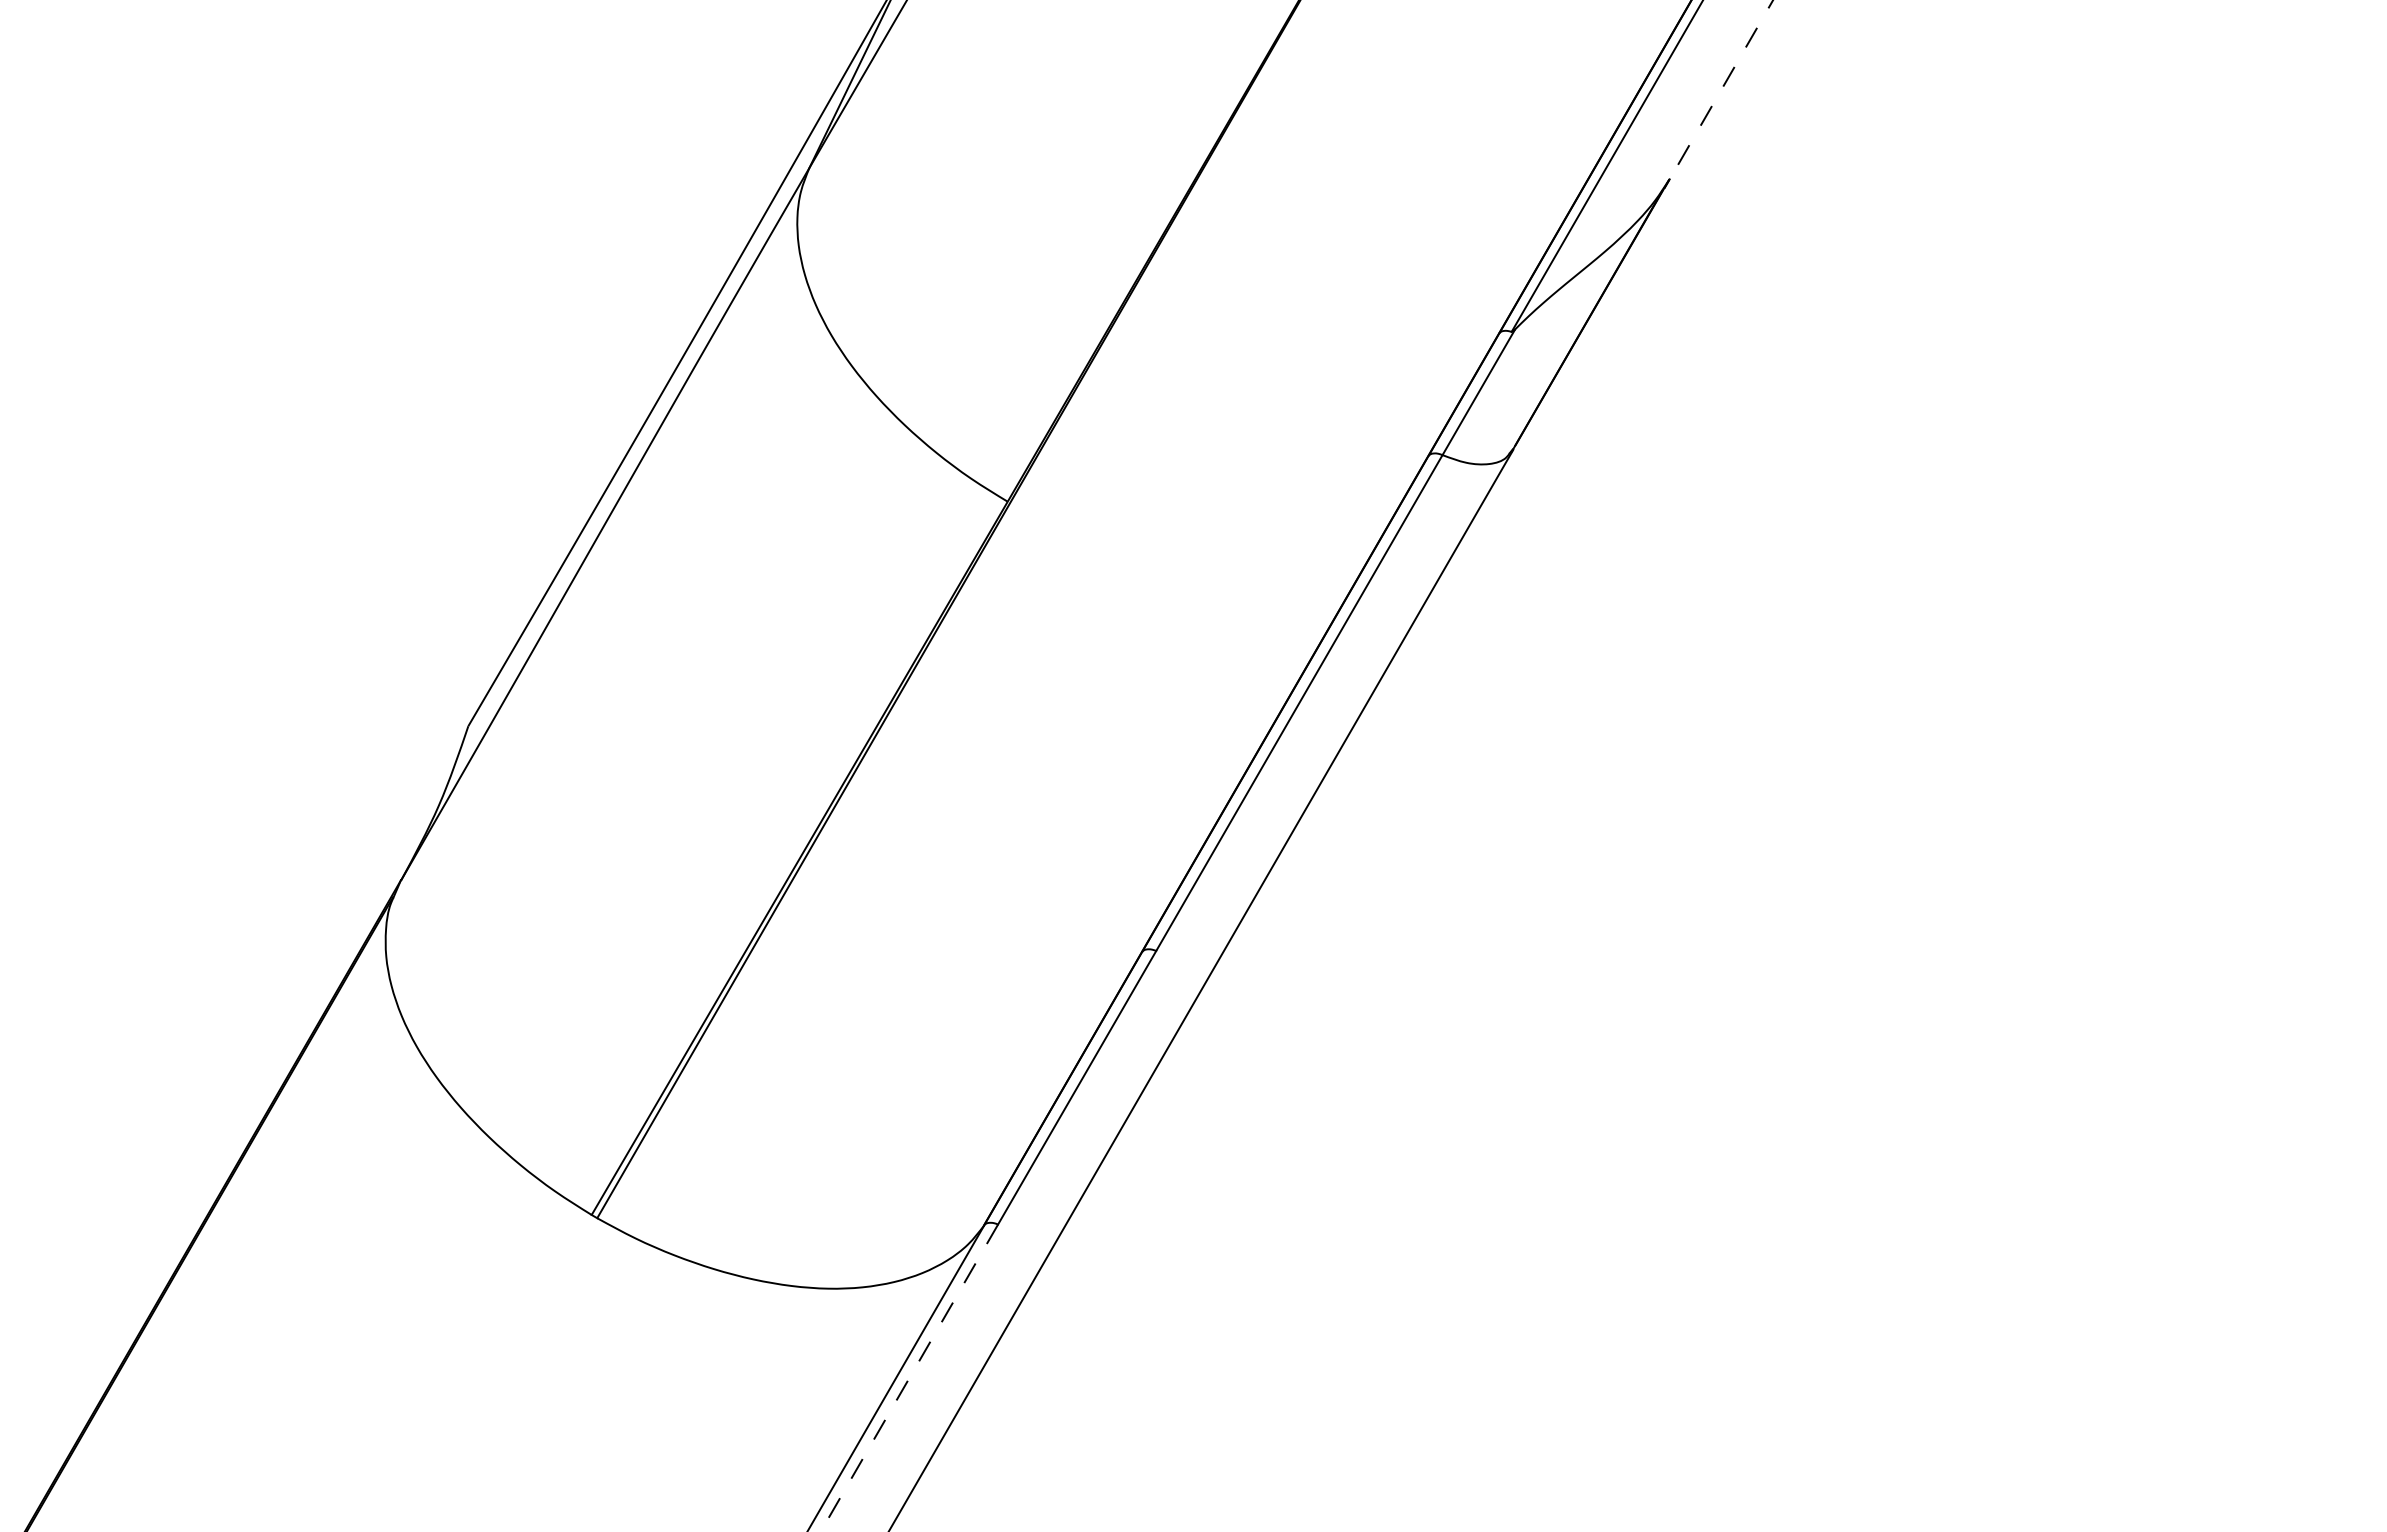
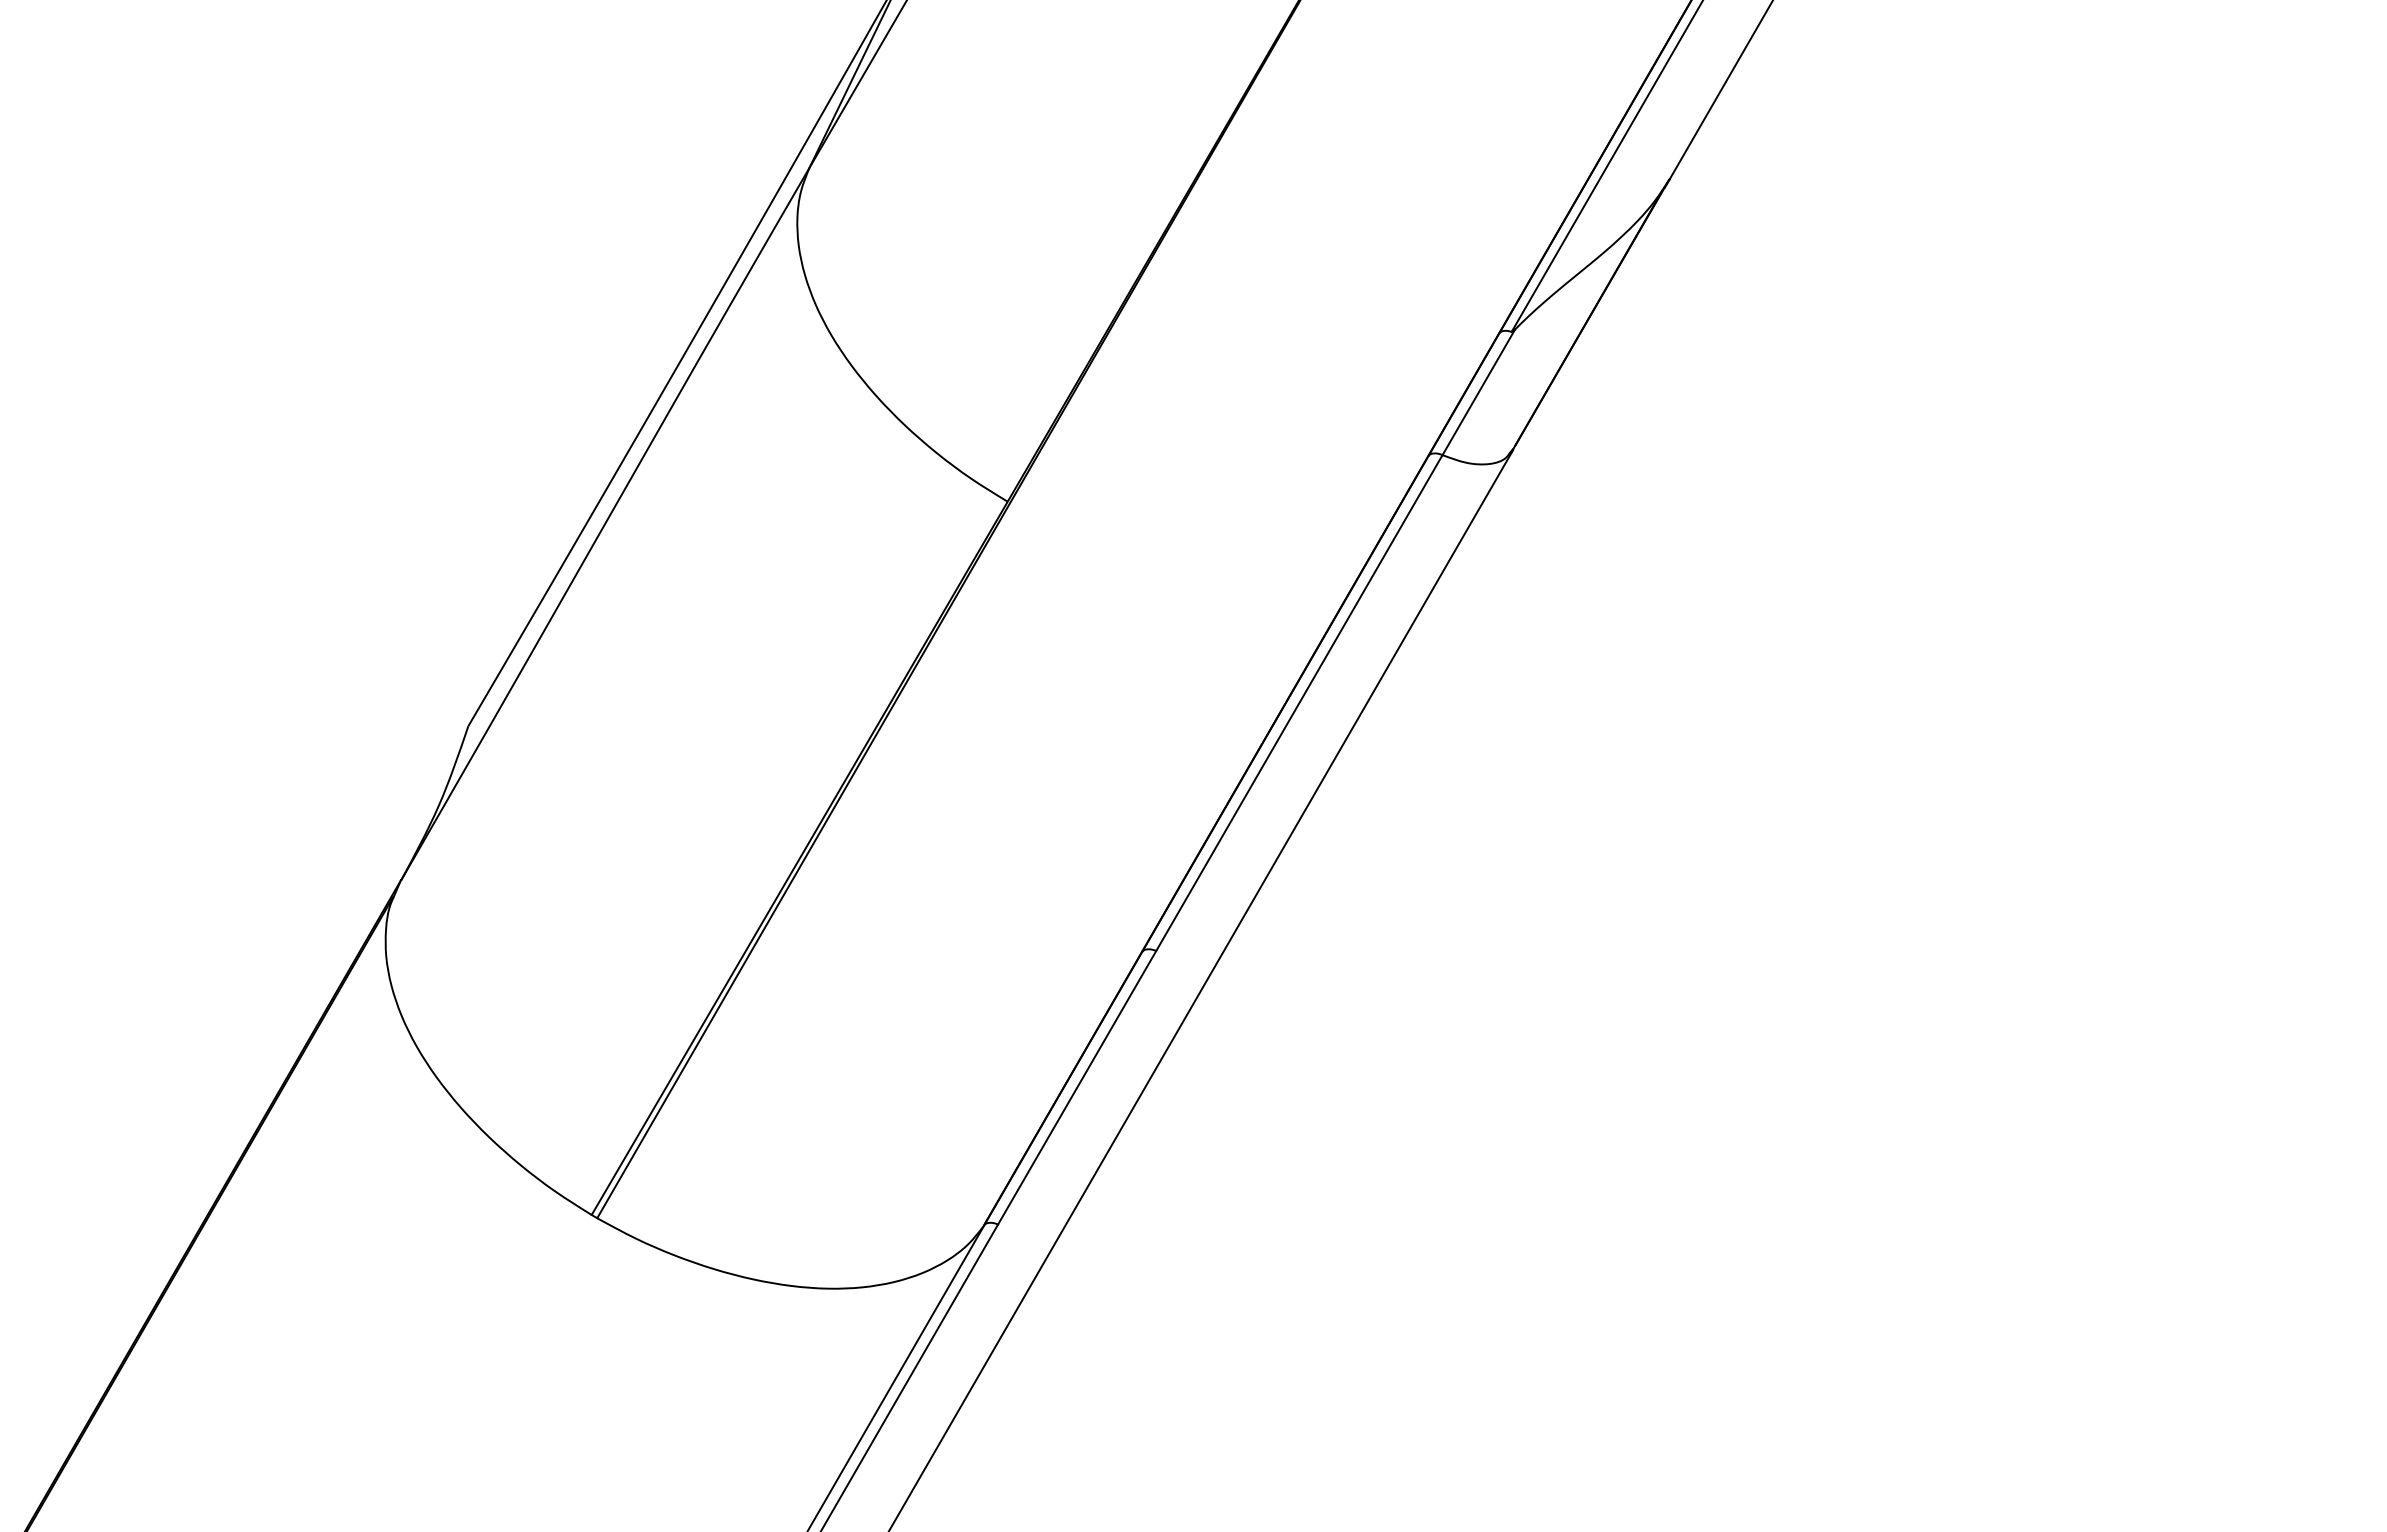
line: dashed -> solid (1721, 90)
line: dashed -> solid (909, 1378)
